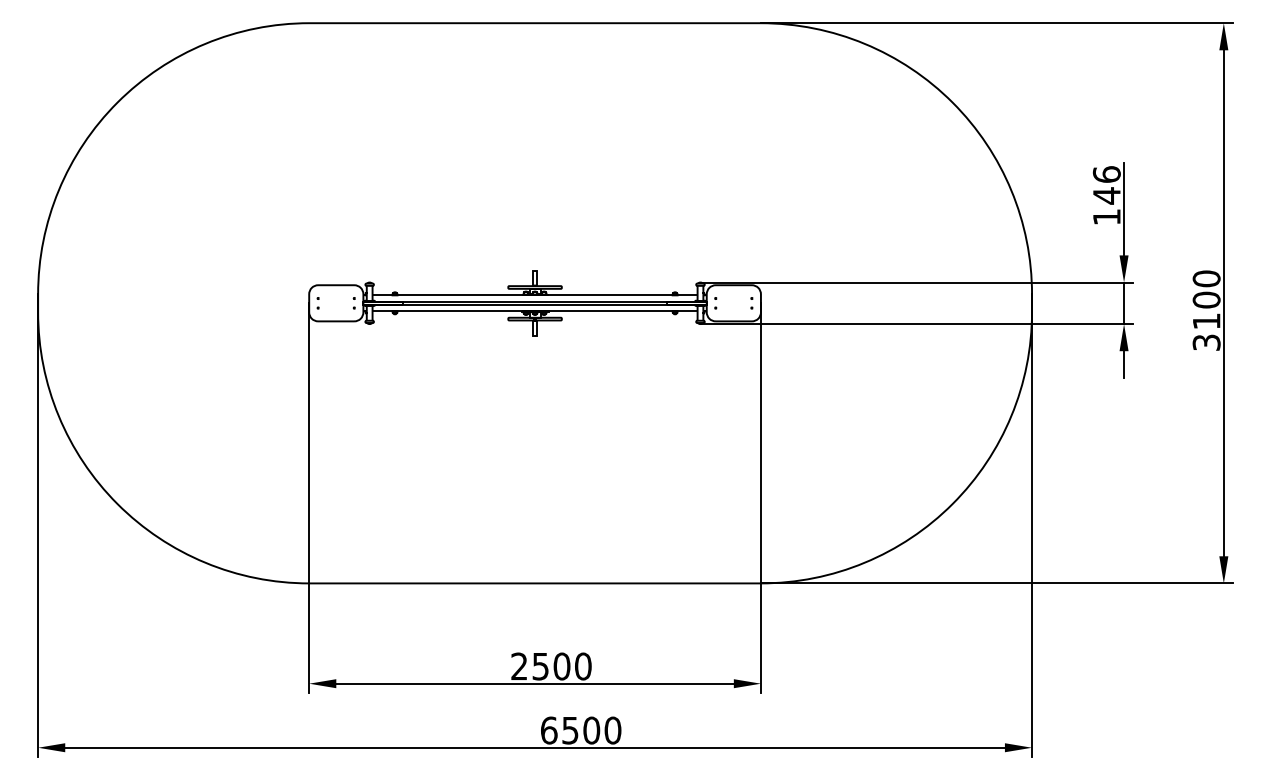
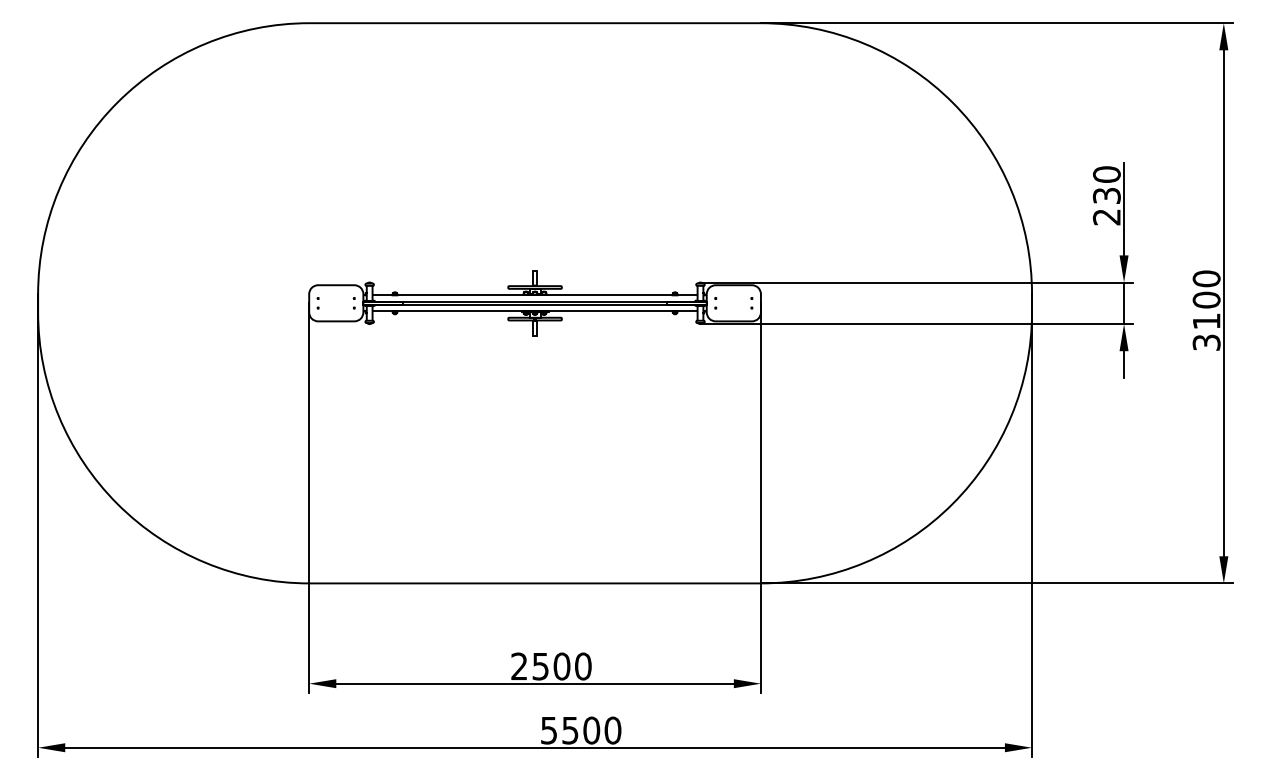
text: 146 -> 230 (1106, 195)
text: 6500 -> 5500 (549, 730)
